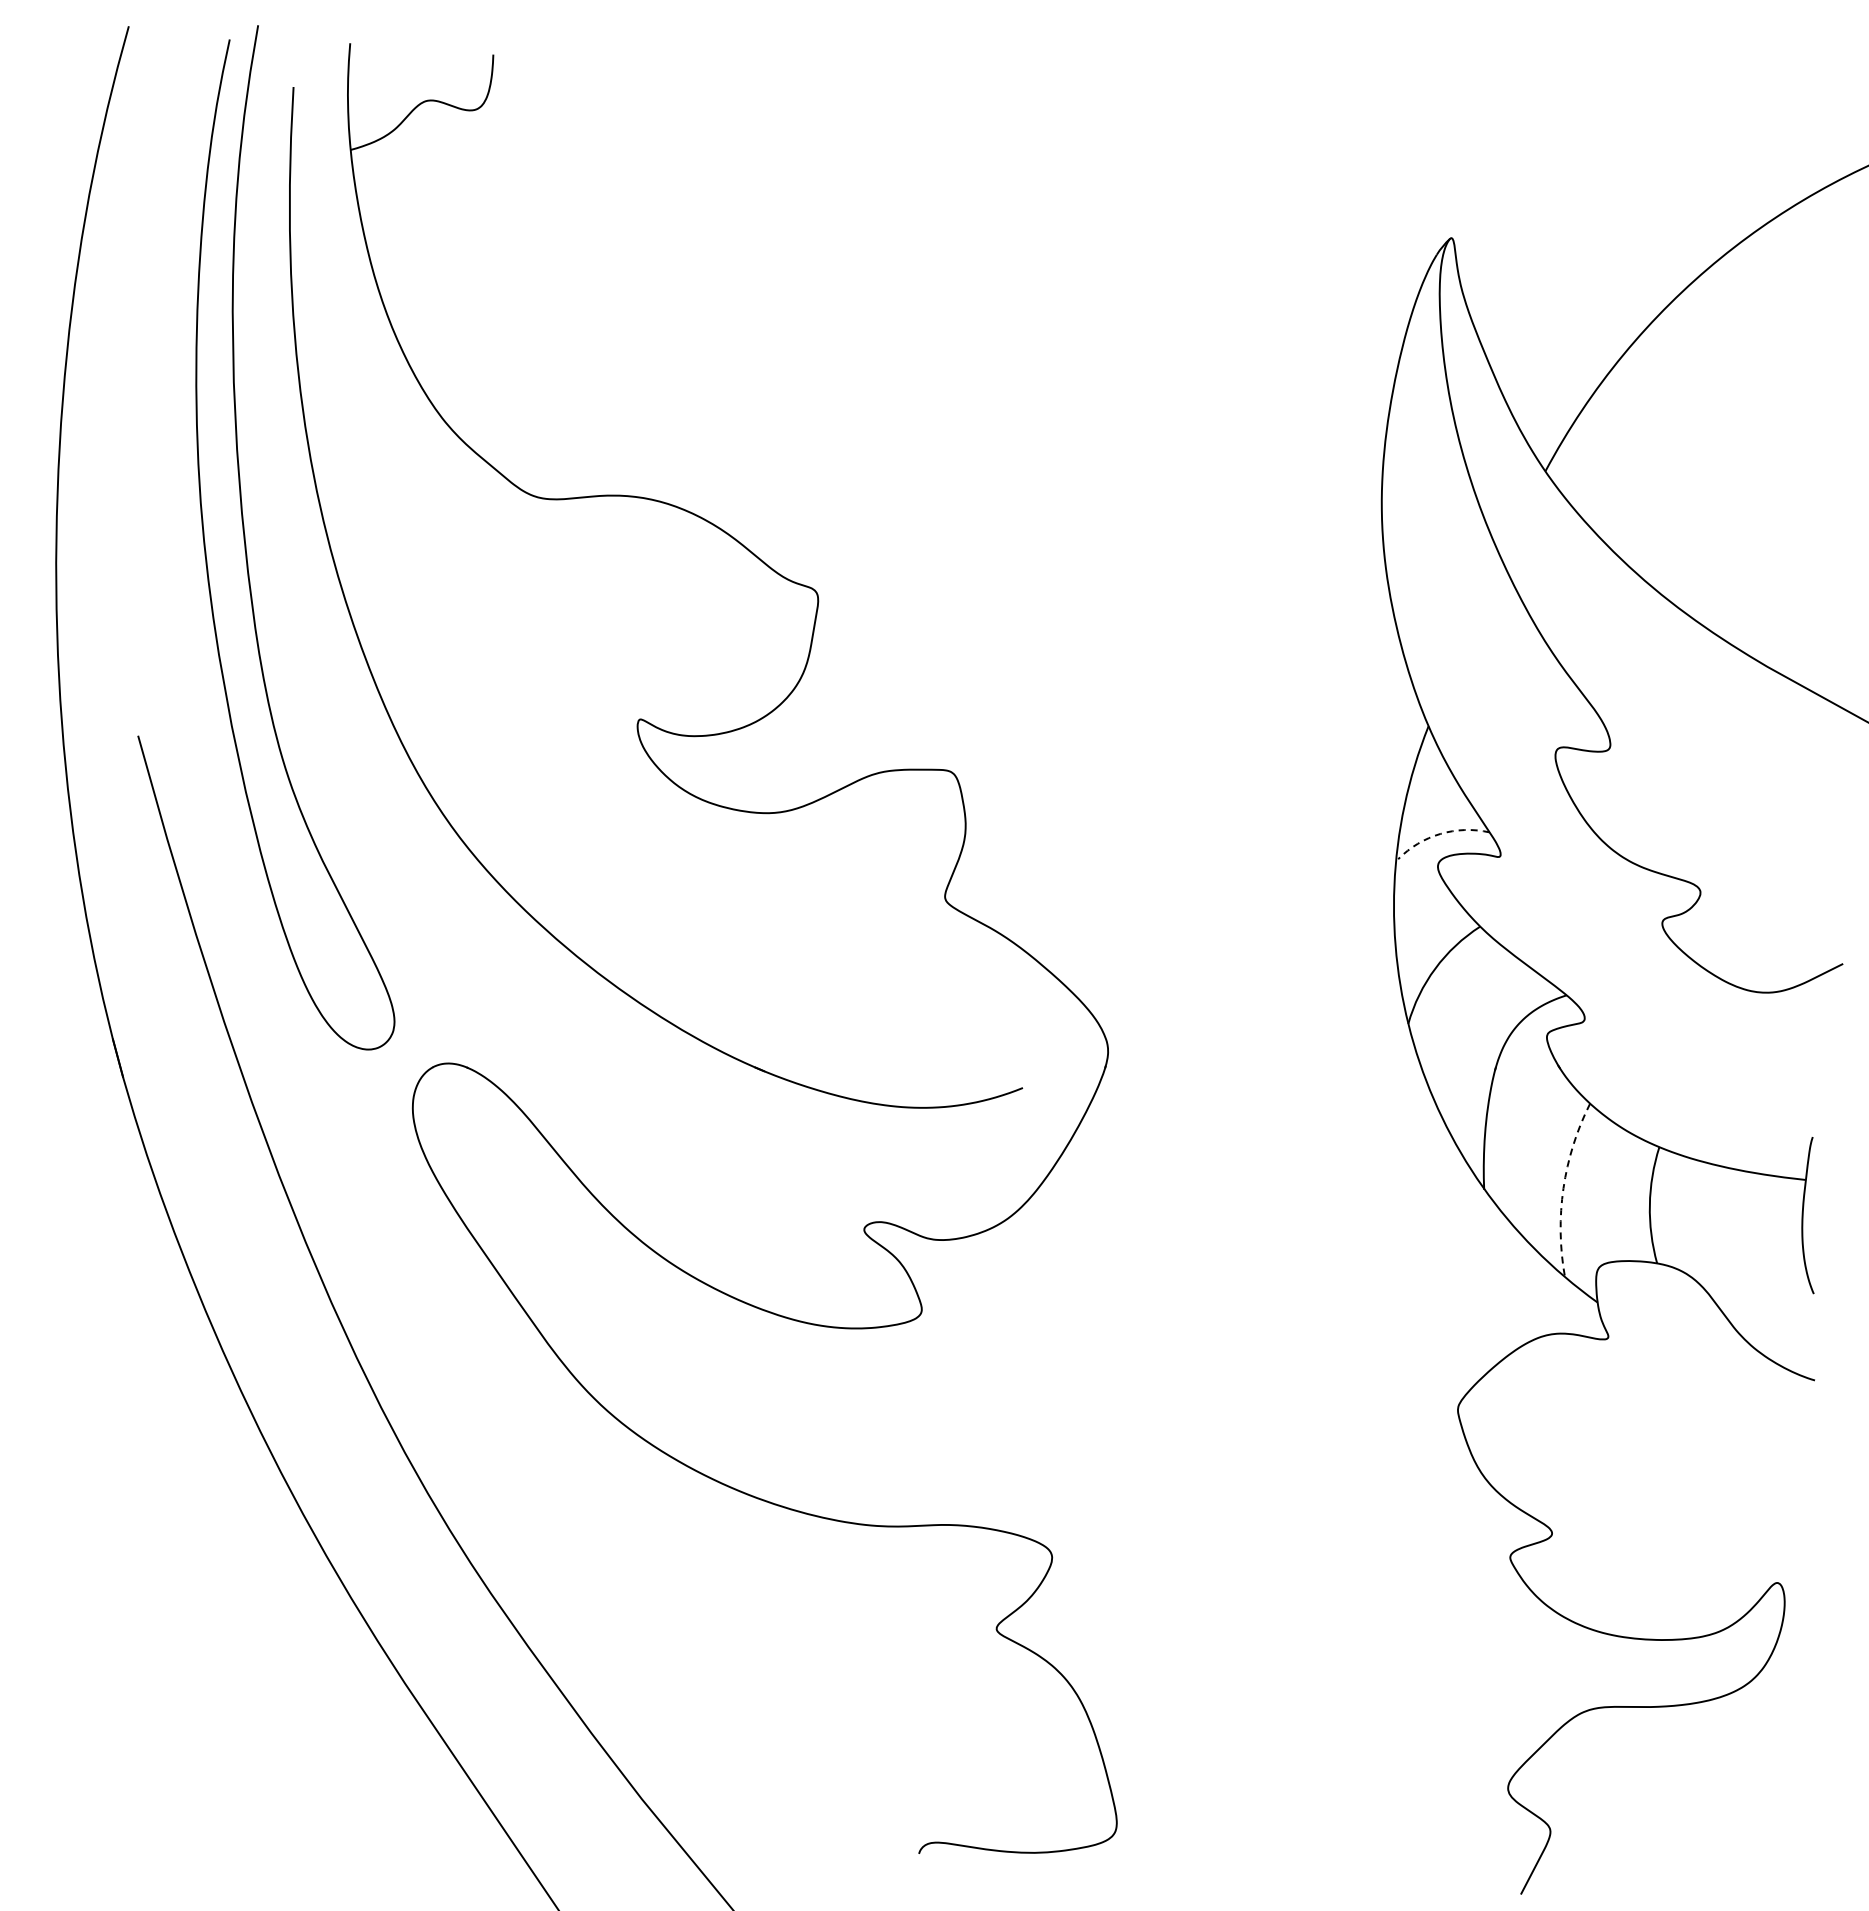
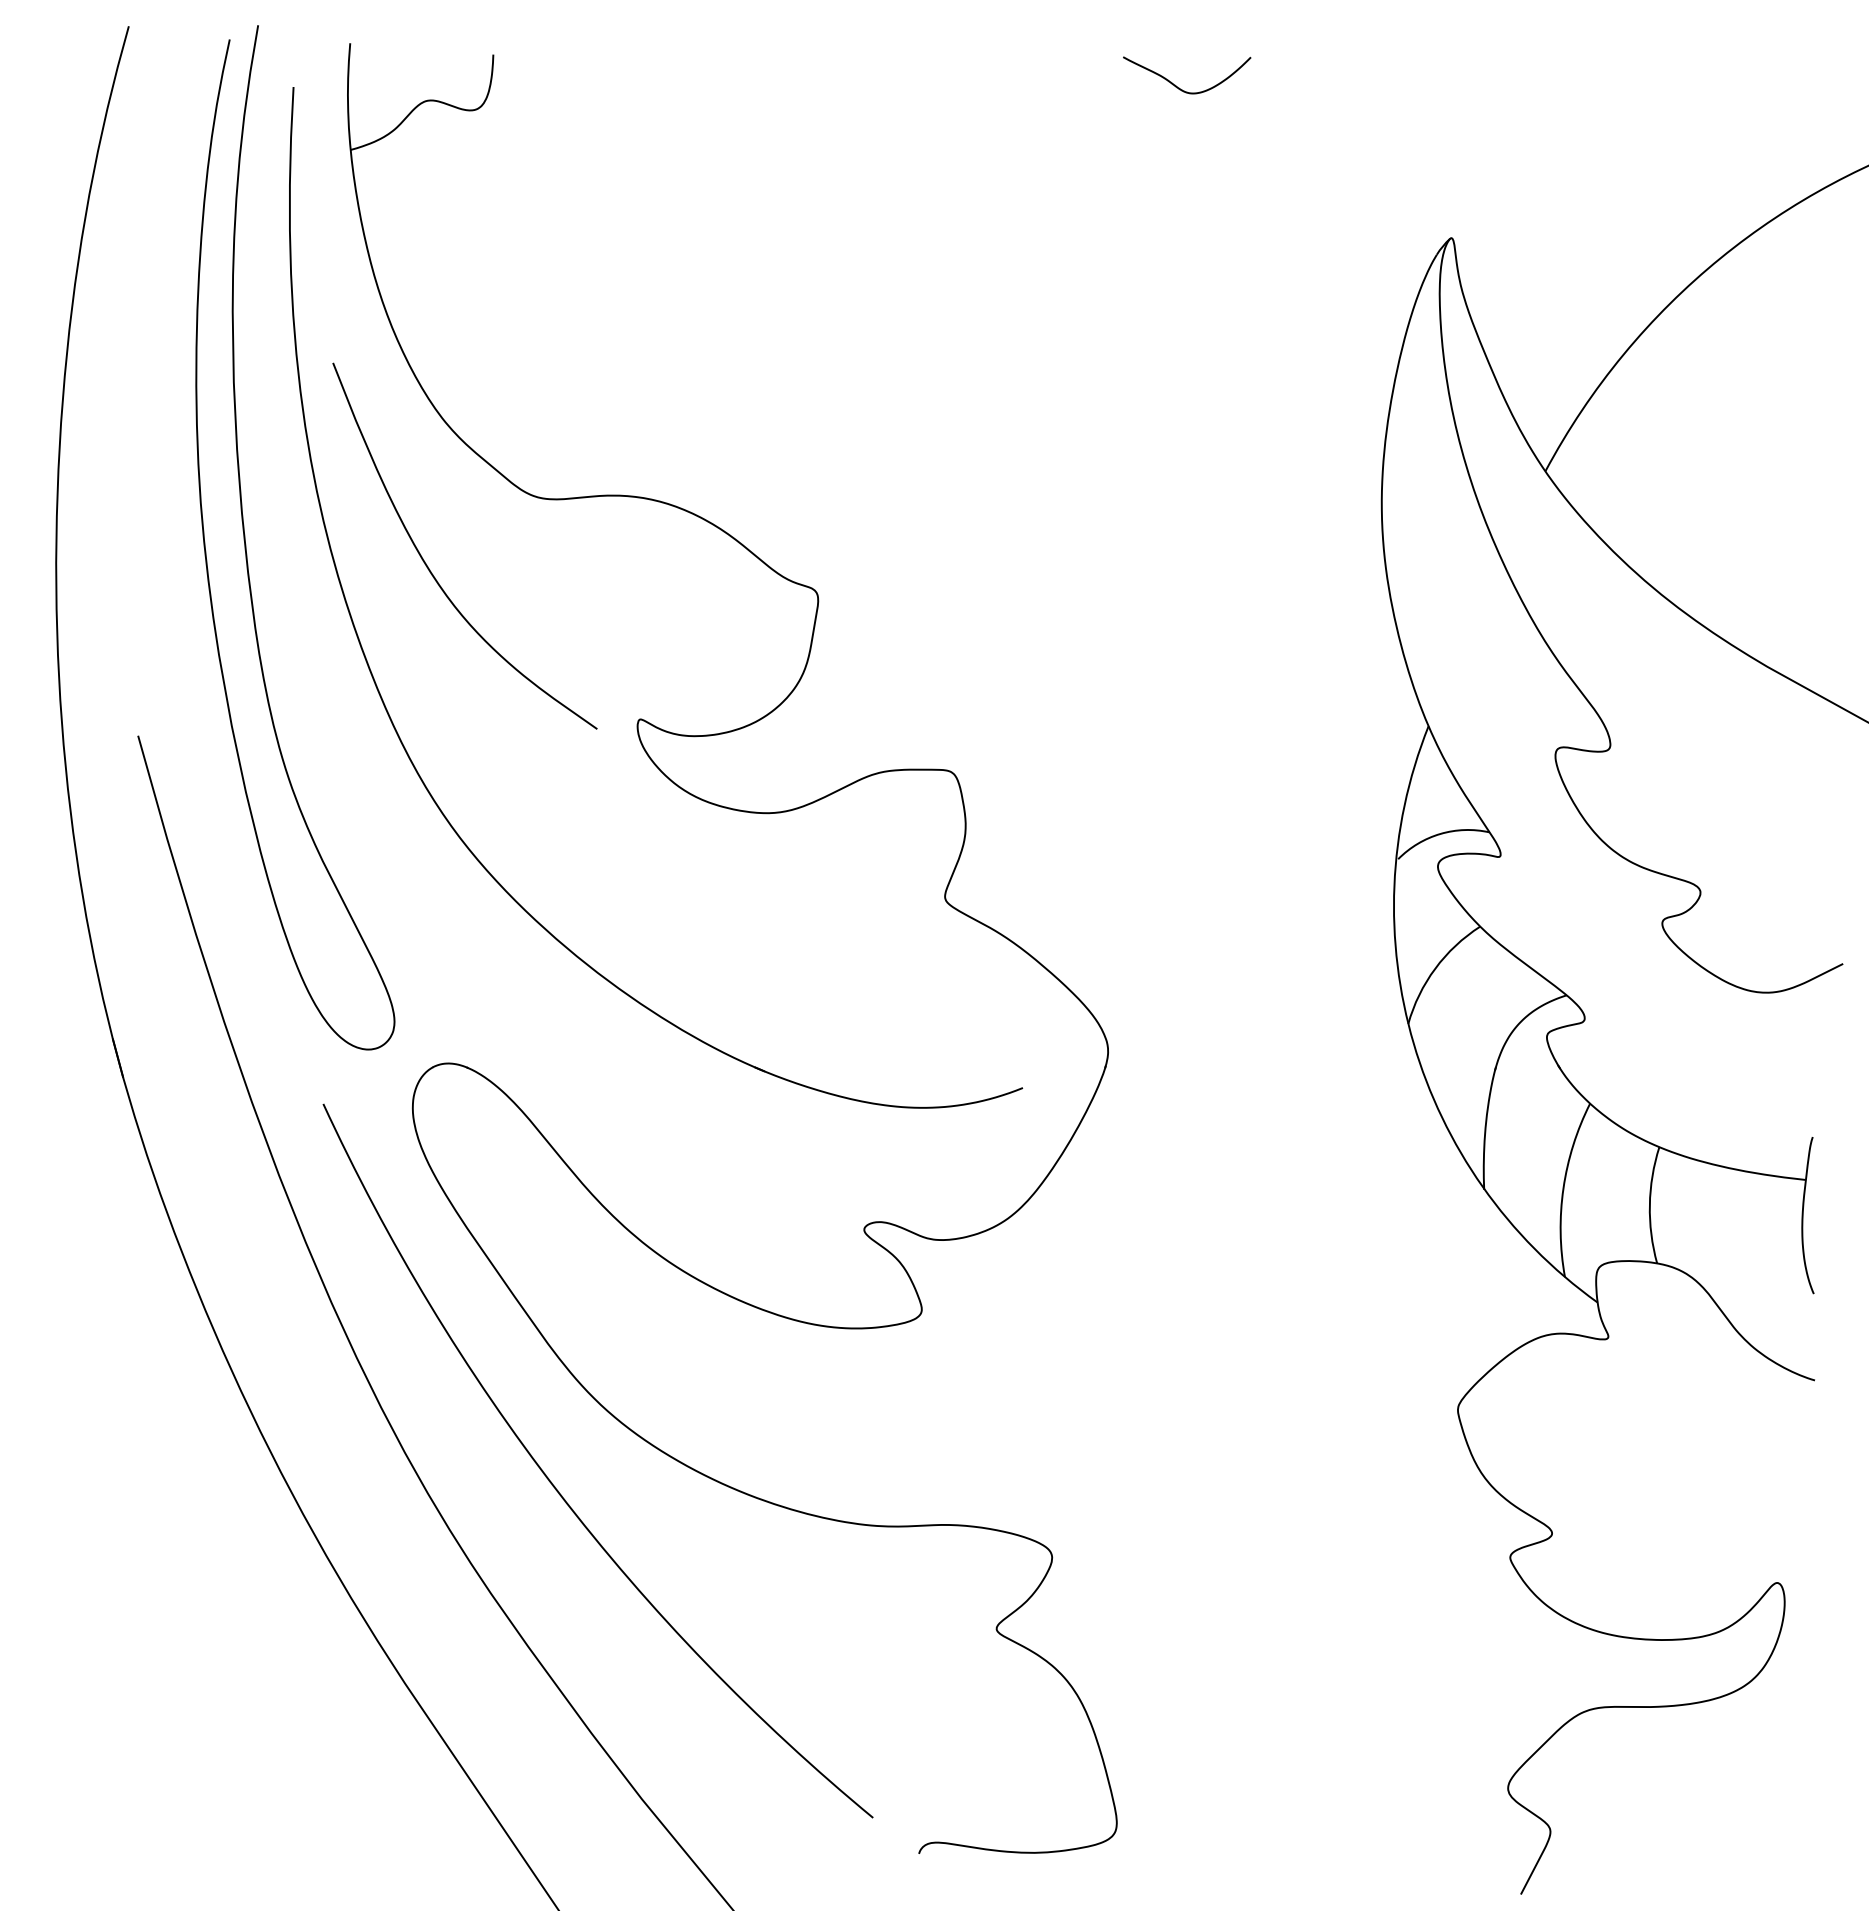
curve: none -> present (1179, 87)
curve: none -> present (430, 569)
arc: dashed -> solid (1440, 833)
arc: dashed -> solid (1563, 1188)
arc: none -> present (558, 1490)
